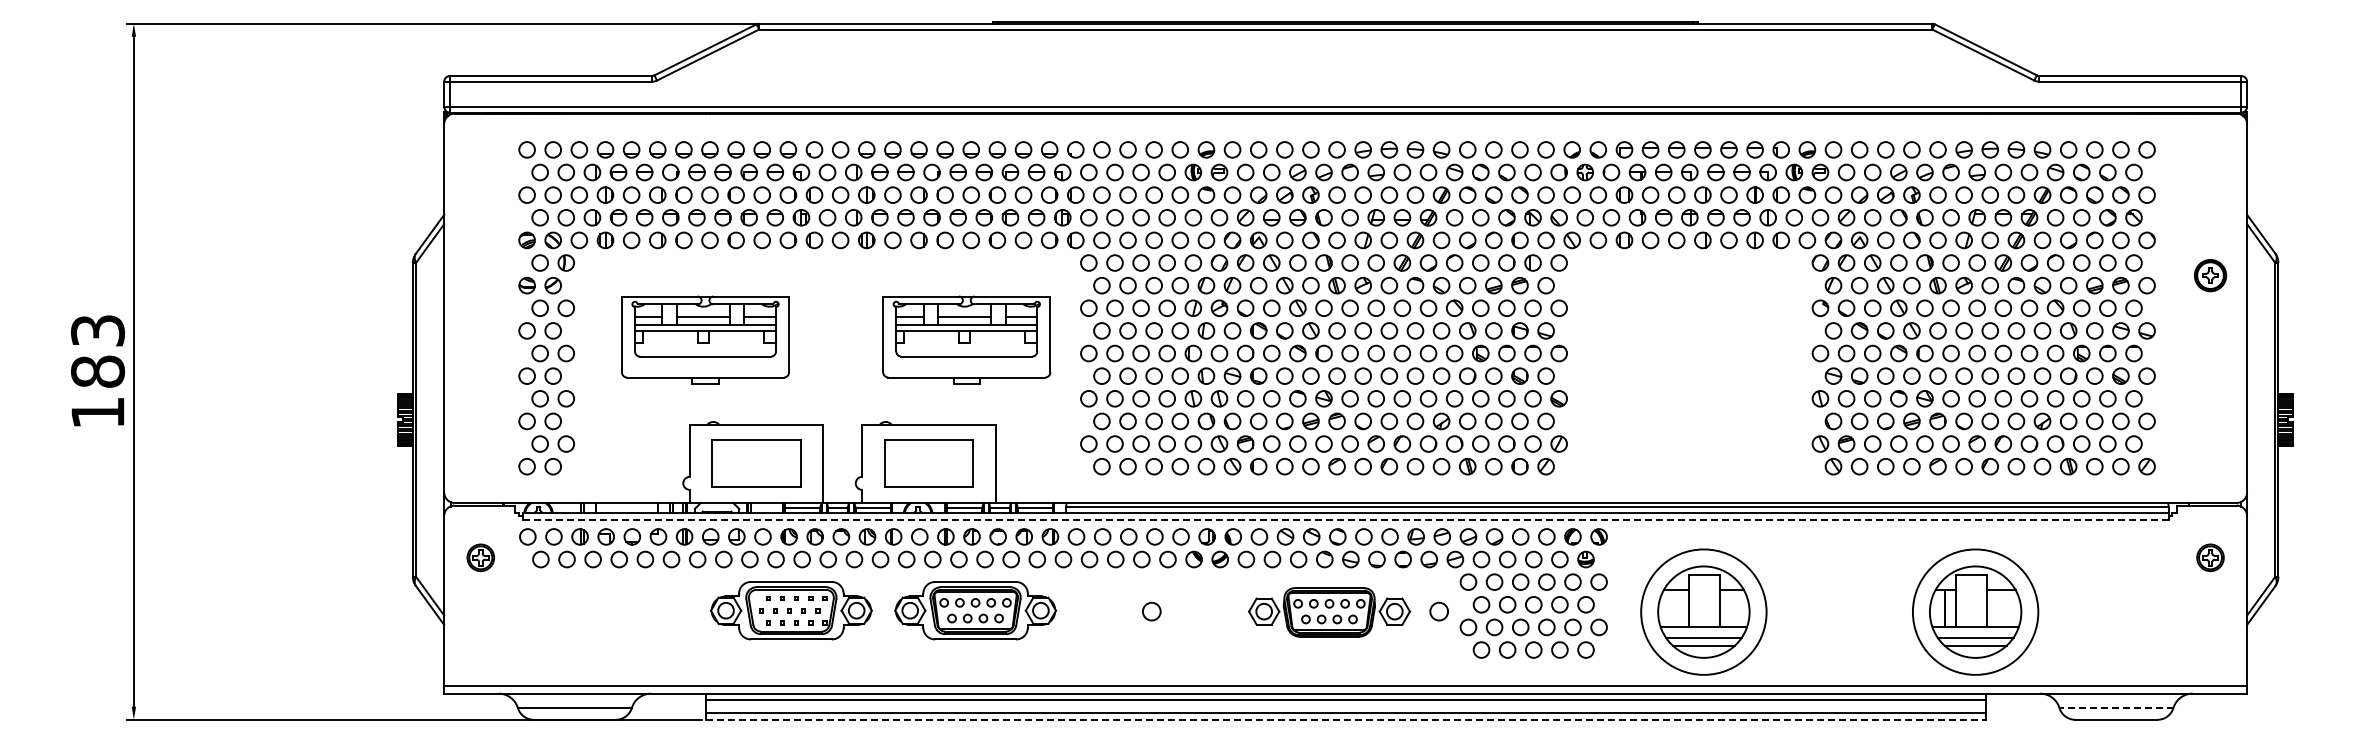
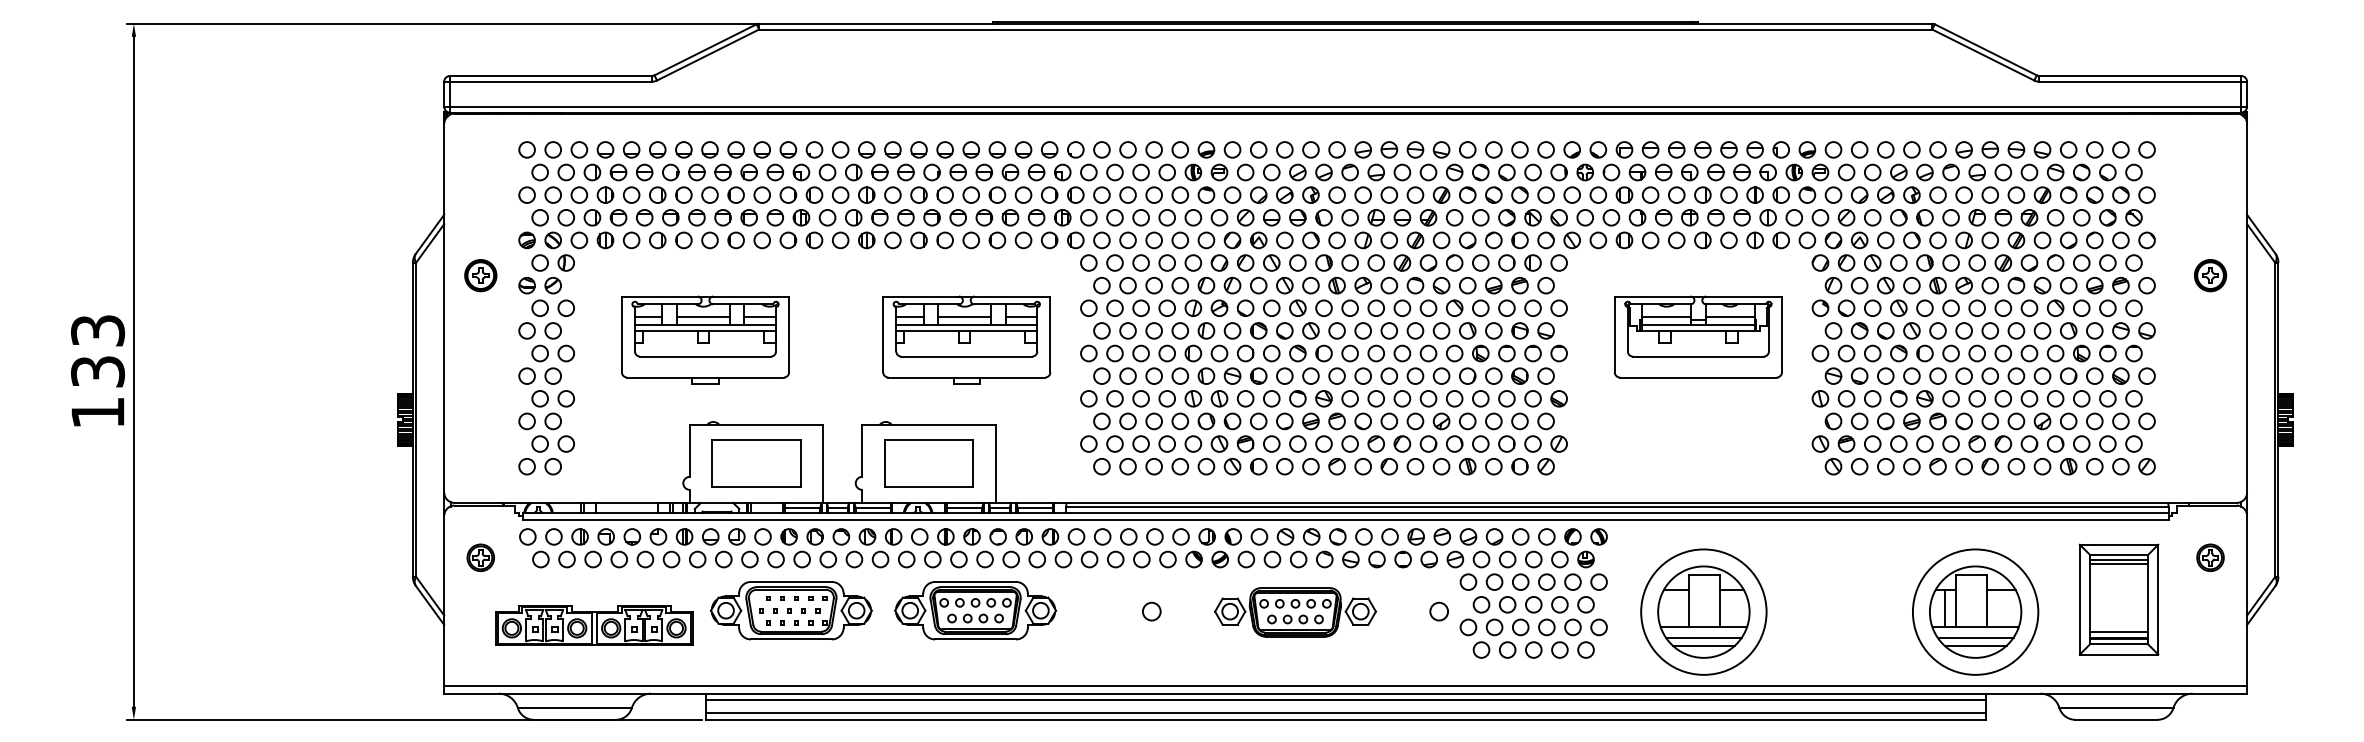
part: none -> present (480, 275)
part: none -> present (1698, 336)
text: 183 -> 133 (98, 371)
line: dashed -> solid (1345, 520)
part: none -> present (2118, 599)
part position: (1329, 612) -> (1295, 612) (1295, 612)
part: none -> present (594, 625)
line: dashed -> solid (2115, 707)
line: dashed -> solid (1346, 719)
